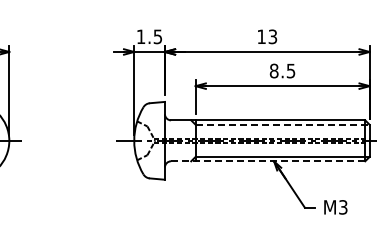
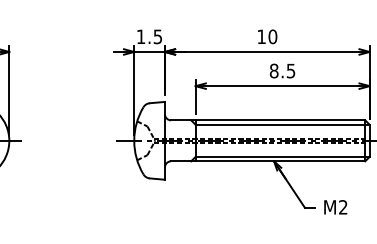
text: 13 -> 10 (272, 36)
line: dashed -> solid (283, 124)
line: dashed -> solid (268, 161)
text: M3 -> M2 (343, 207)
